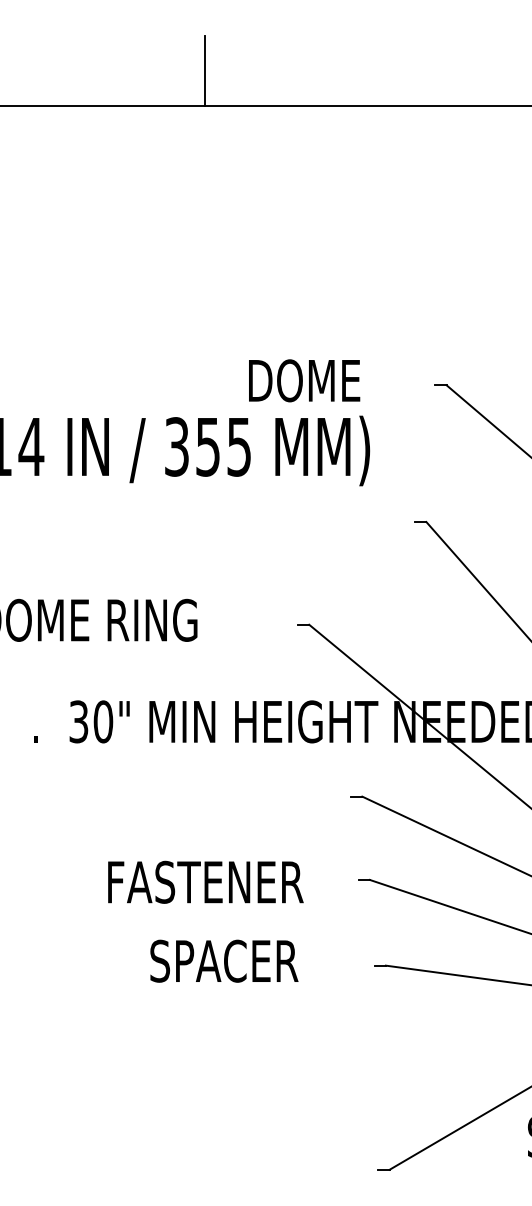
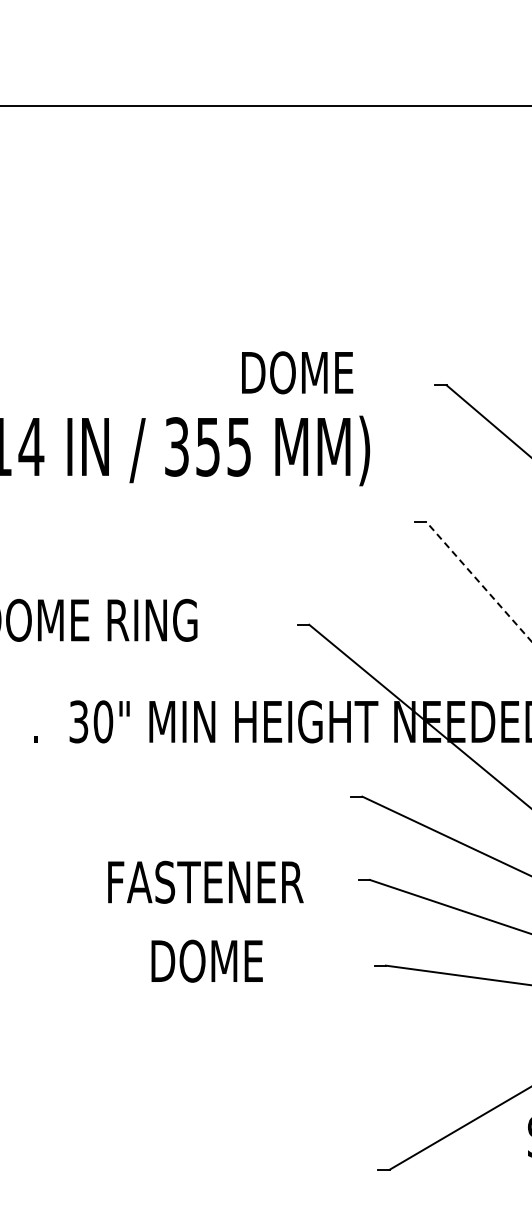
line: present -> none (204, 71)
text position: (304, 380) -> (297, 372) (297, 372)
line: solid -> dashed (478, 581)
text: SPACER -> DOME (224, 960)
